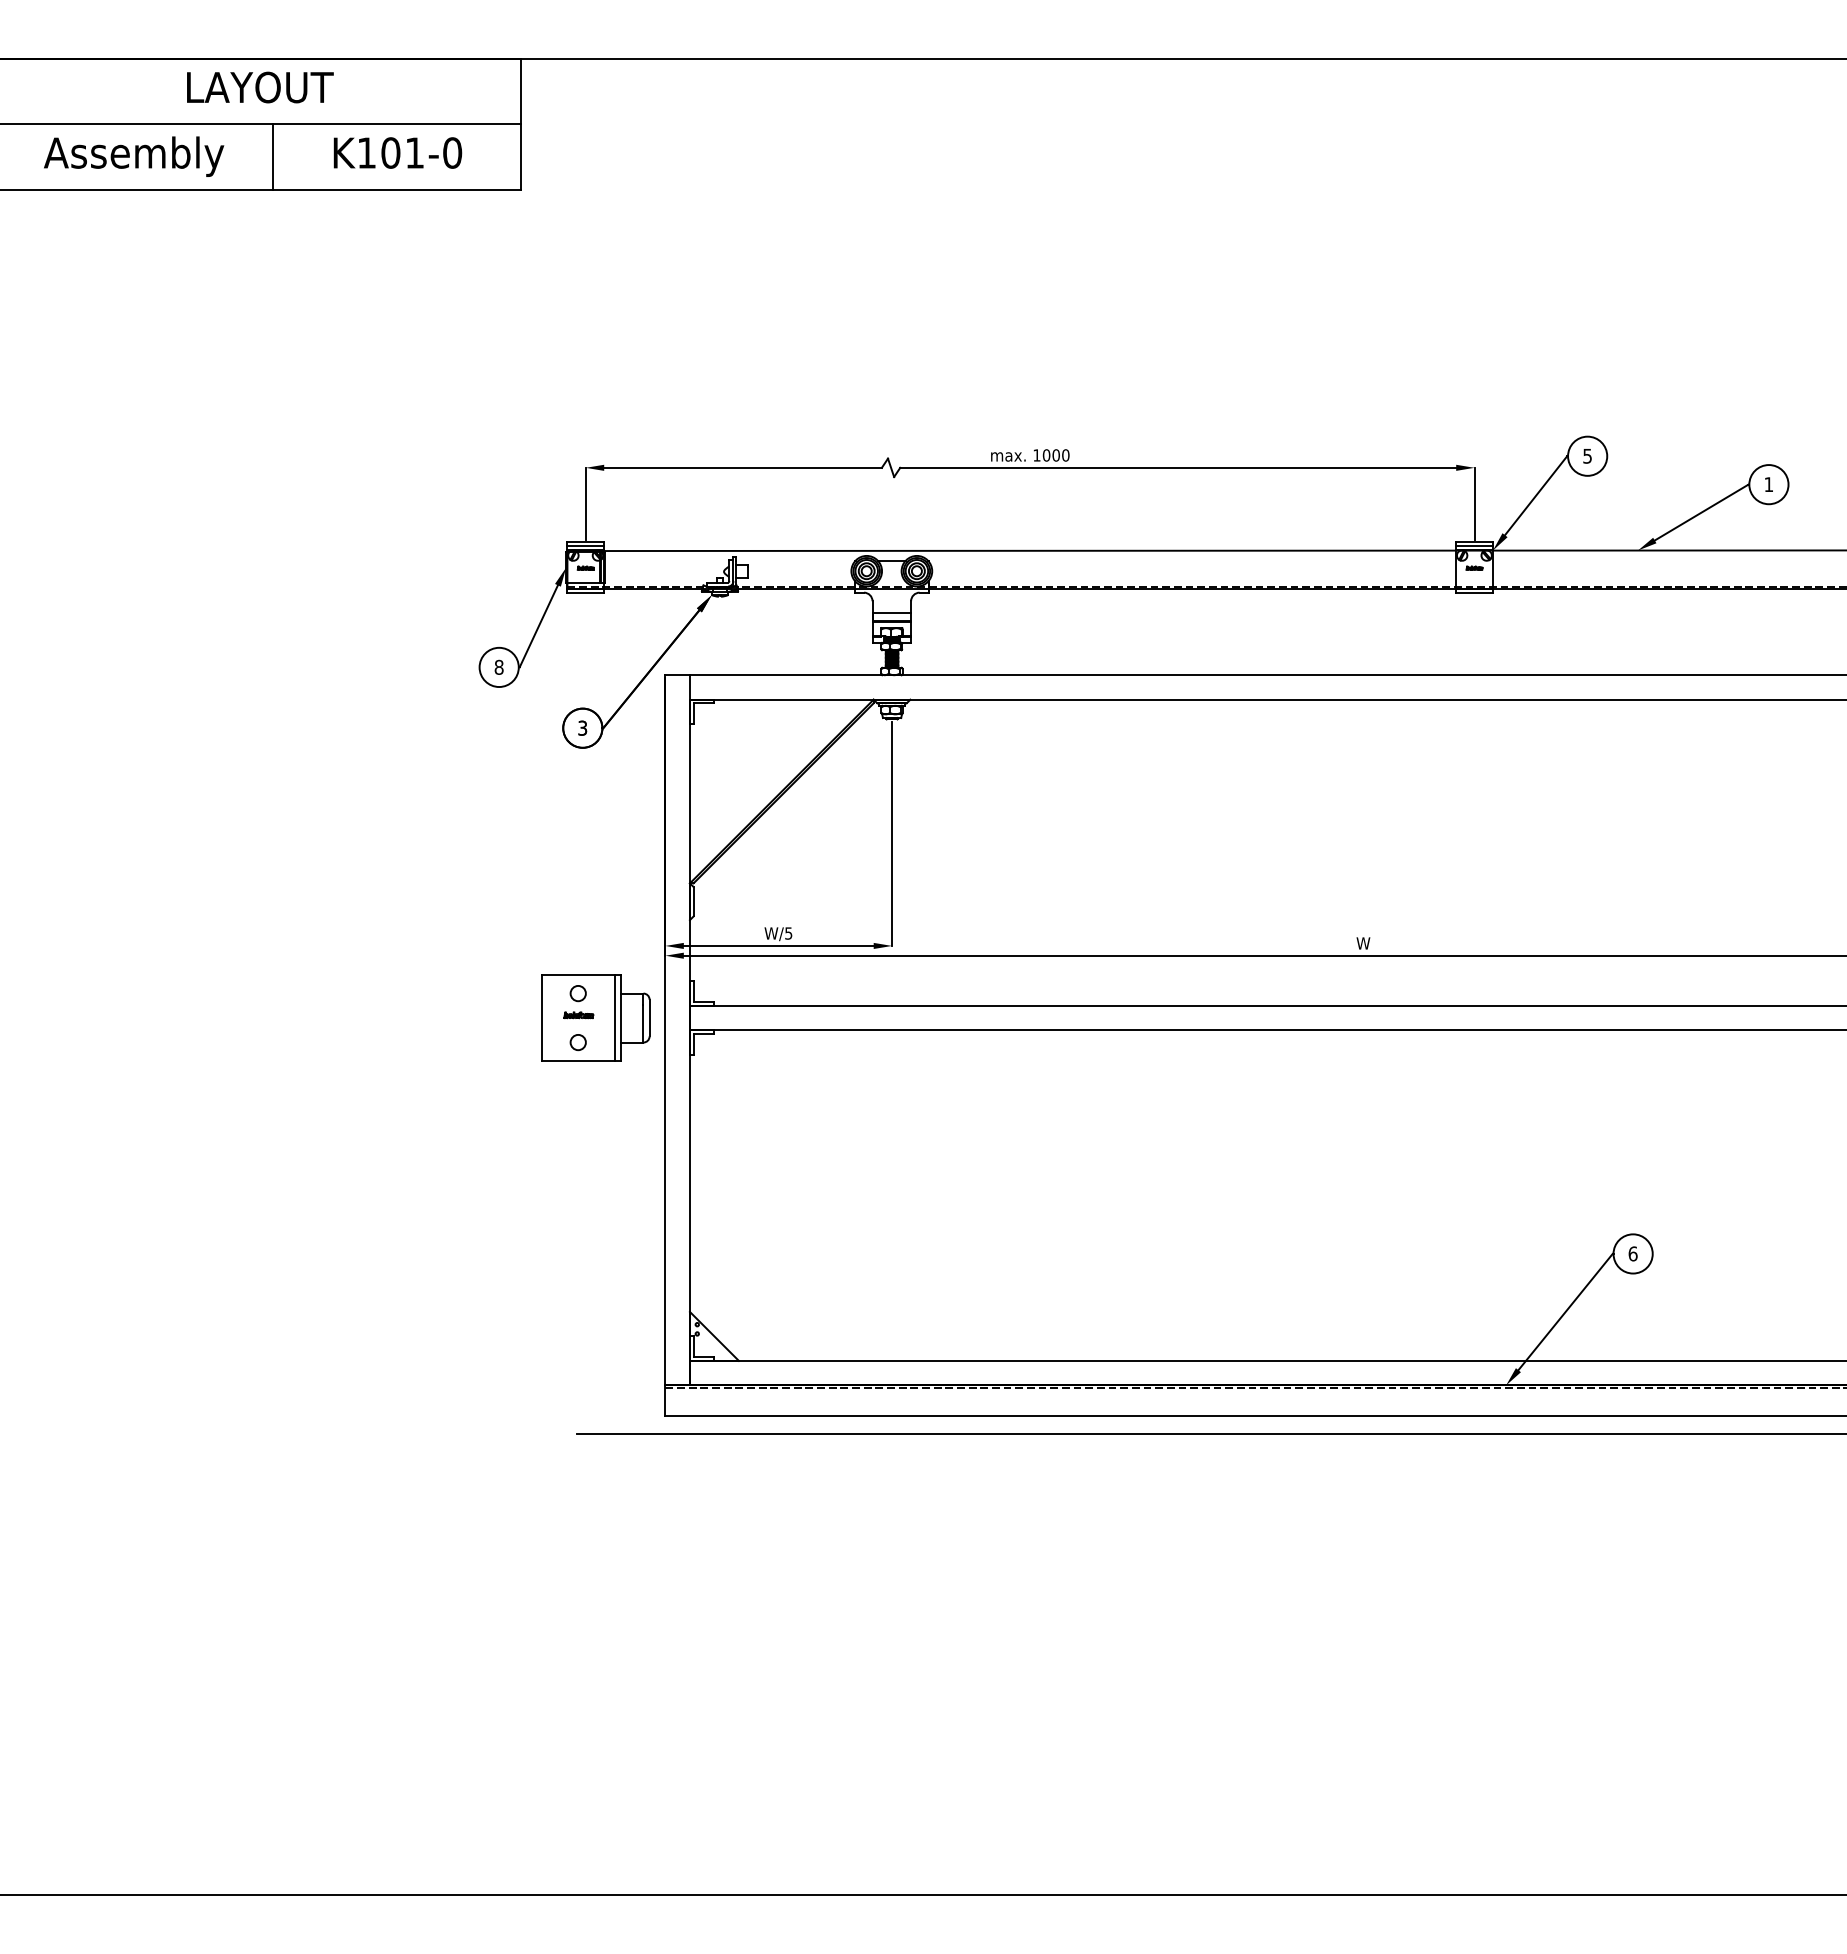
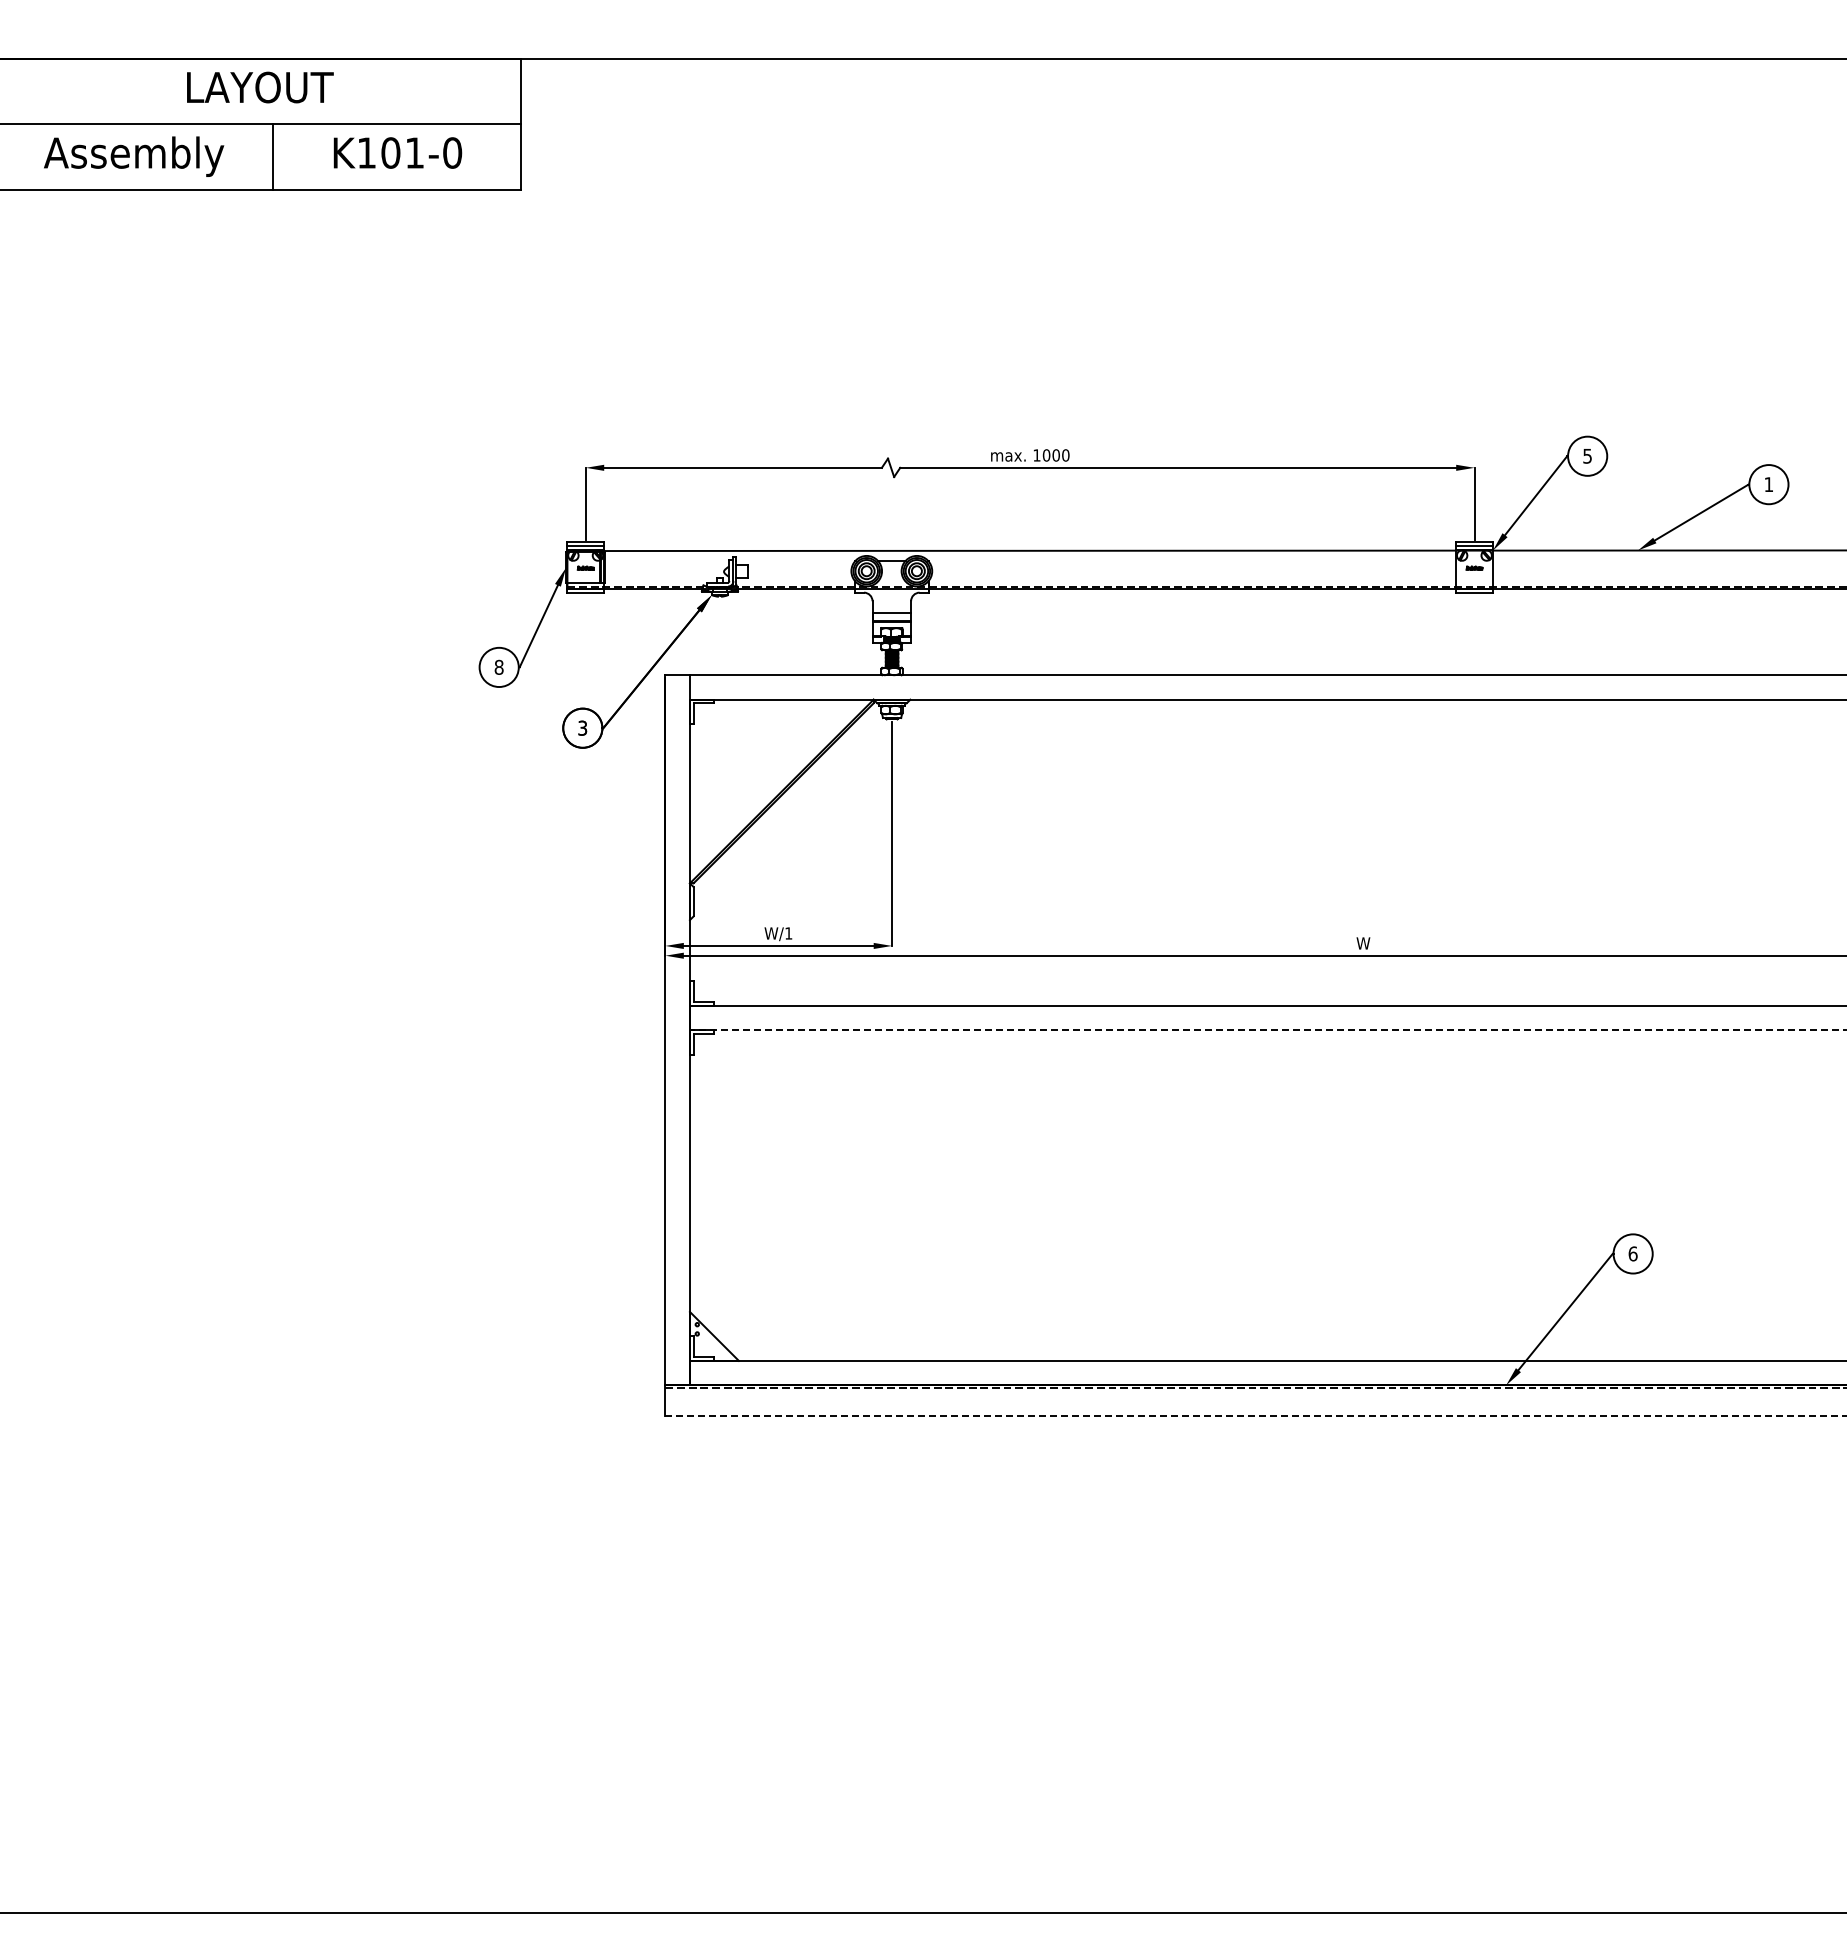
text: W/5 -> W/1 (788, 933)
part: present -> none (595, 1017)
line: solid -> dashed (1267, 1030)
line: solid -> dashed (1256, 1416)
line: present -> none (1210, 1434)
line position: (922, 1895) -> (922, 1913) (922, 1913)
